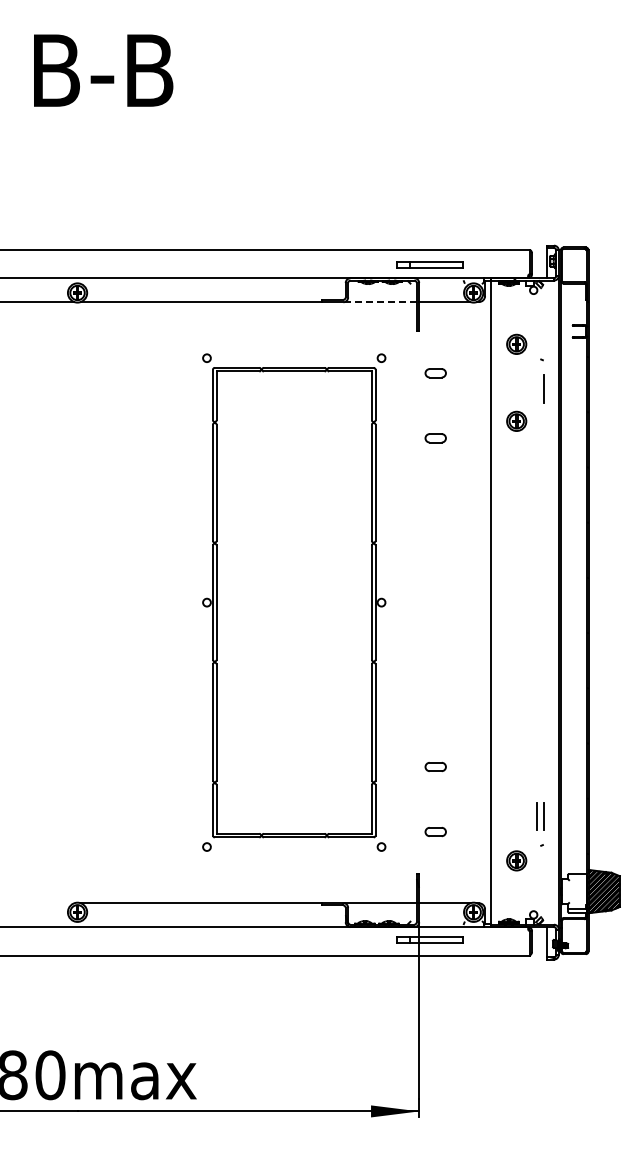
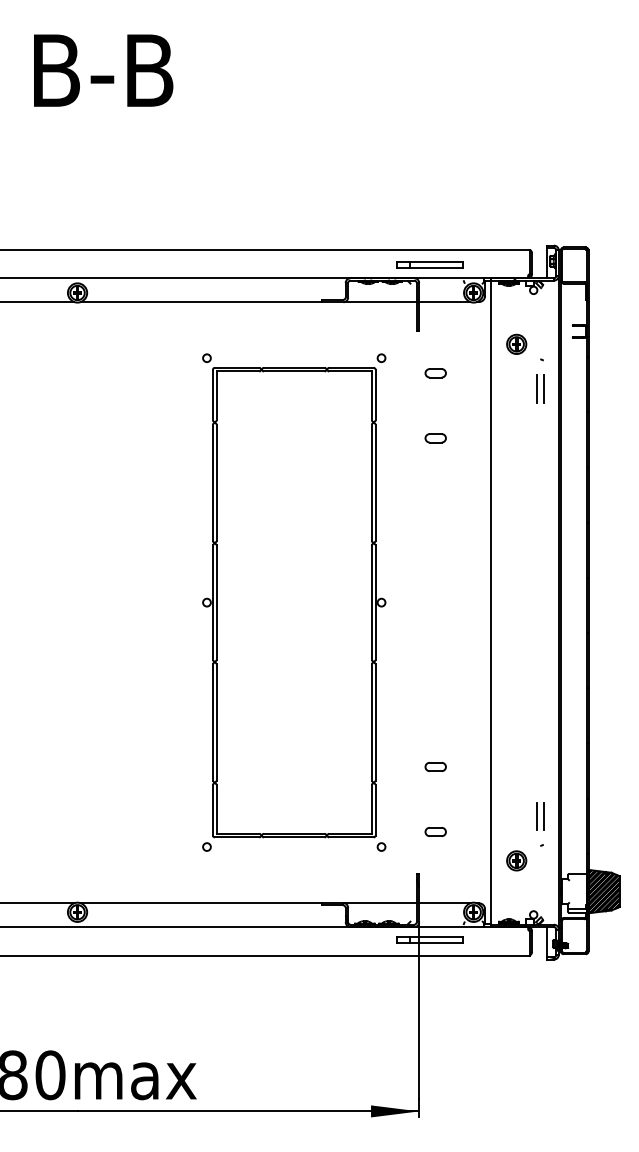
line: dashed -> solid (380, 302)
line: none -> present (537, 388)
part: present -> none (516, 420)
line: none -> present (38, 903)
